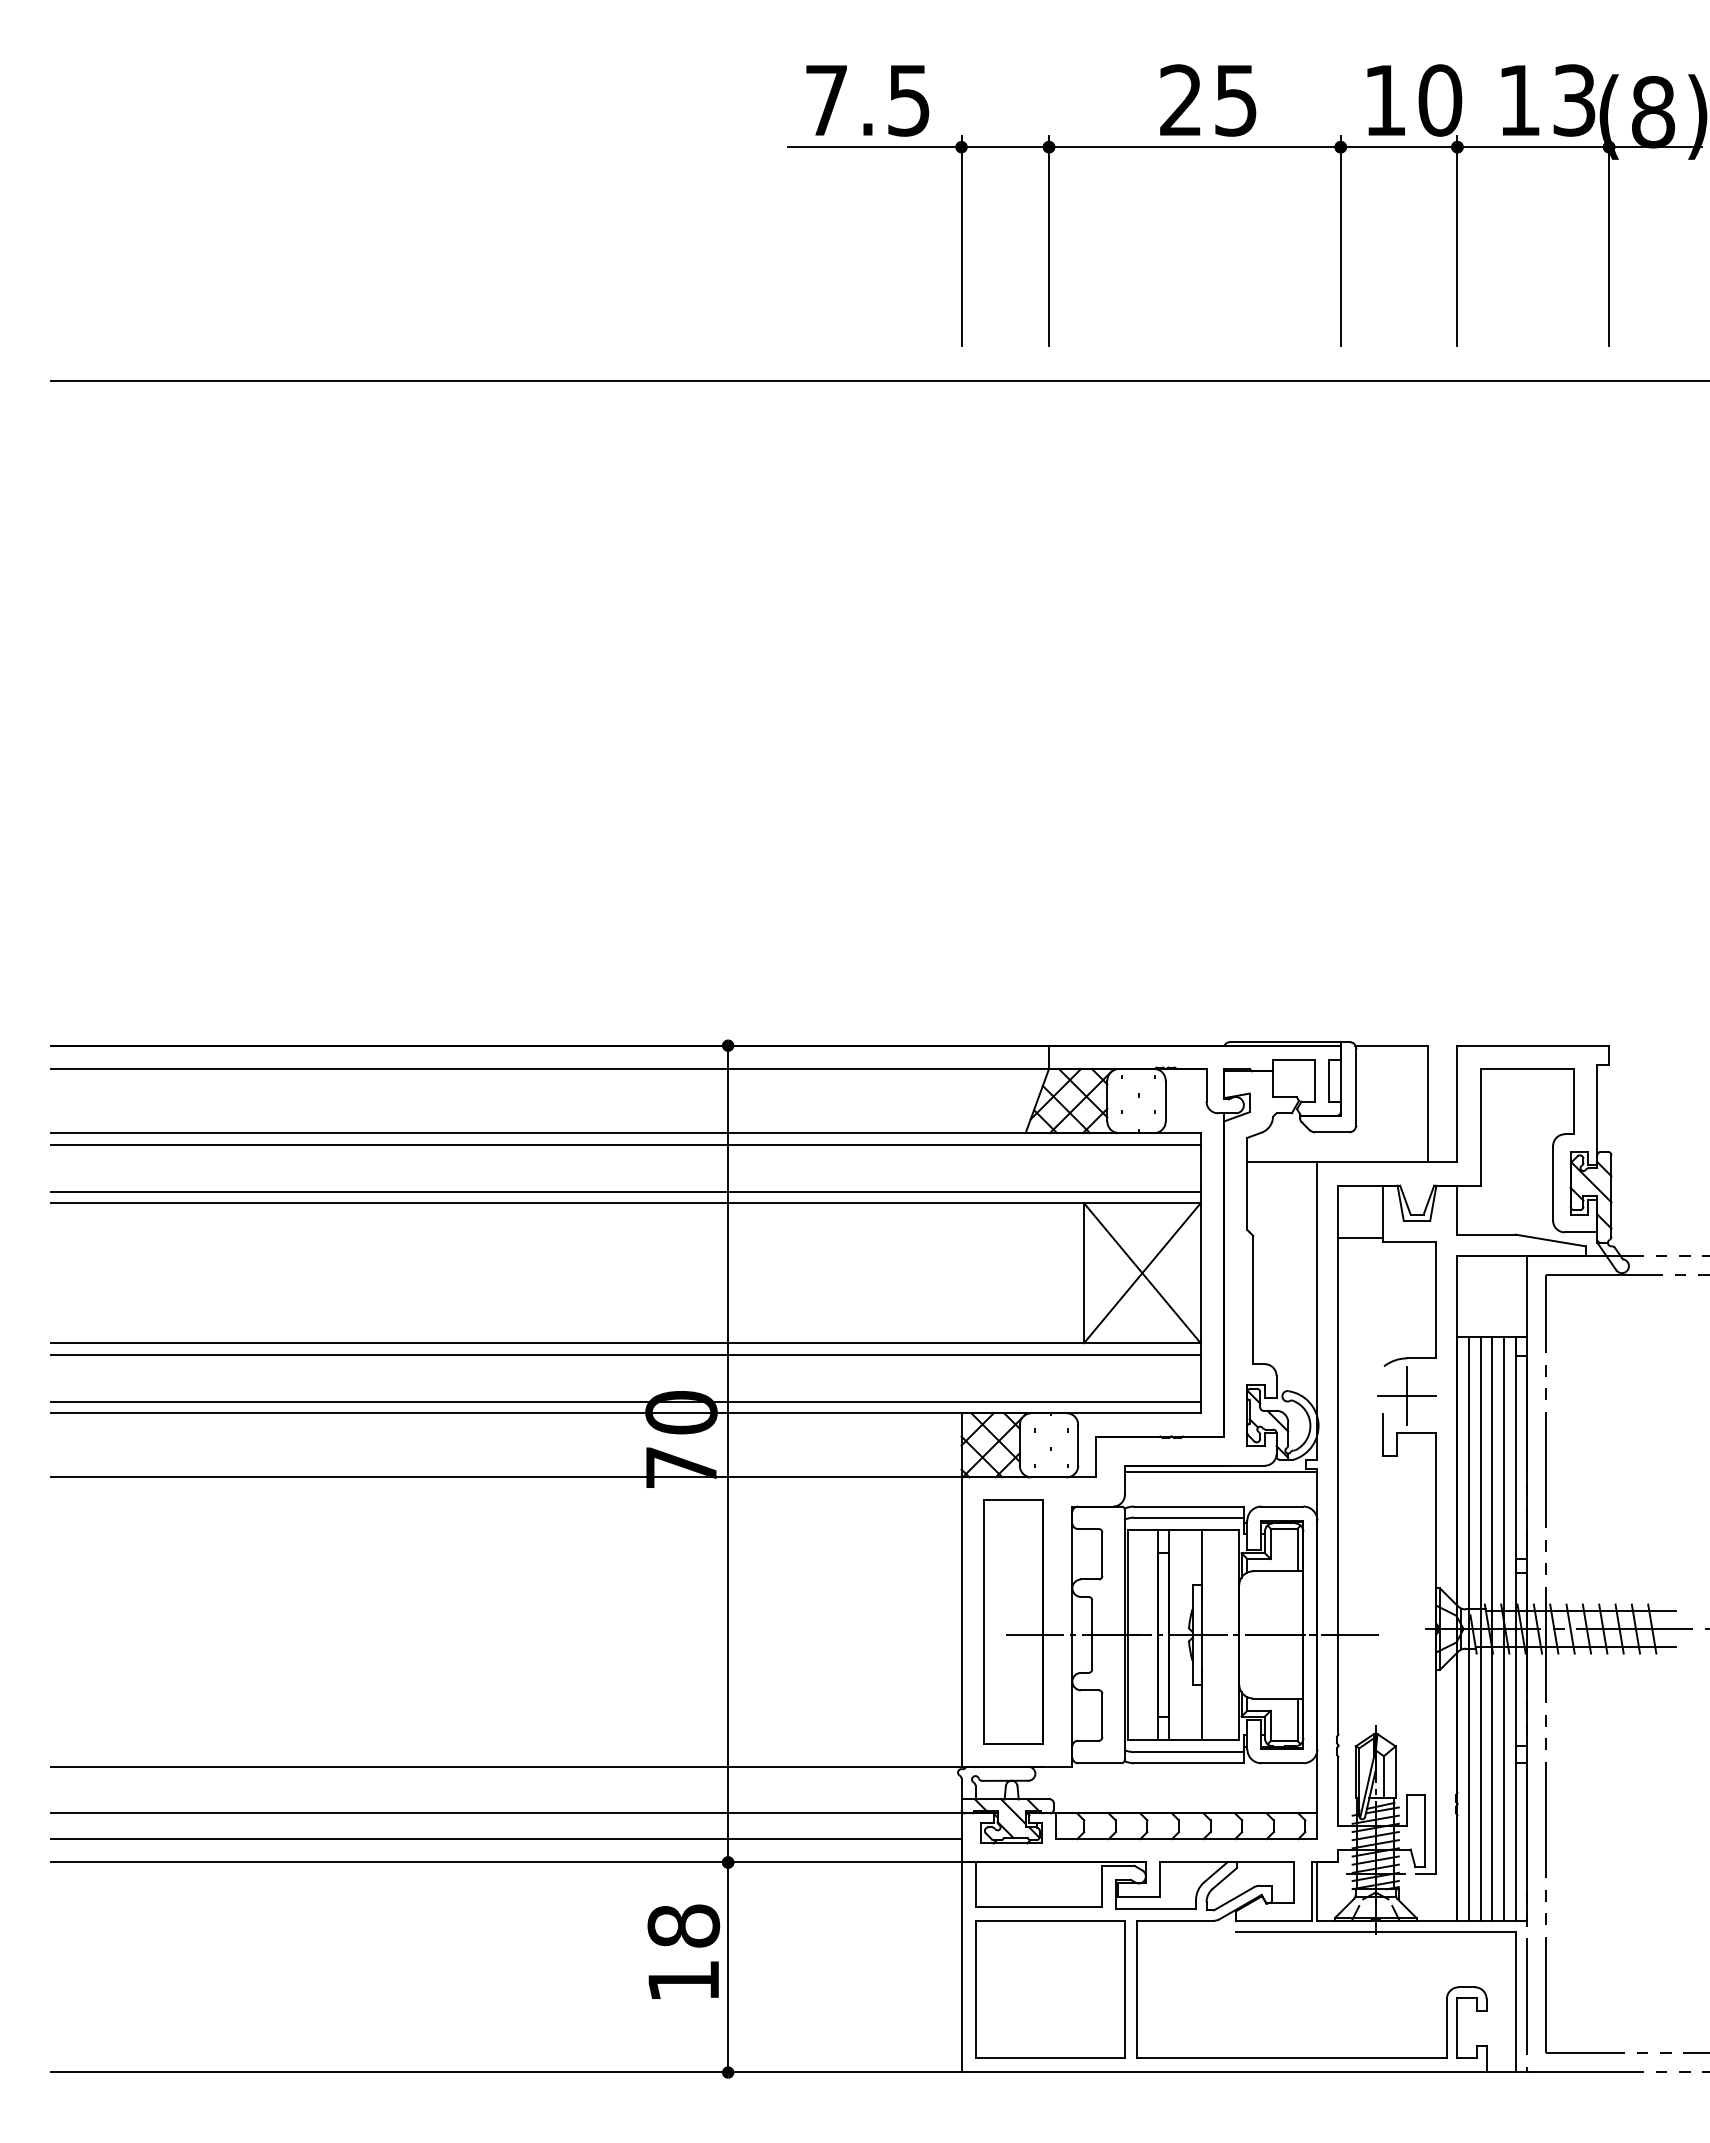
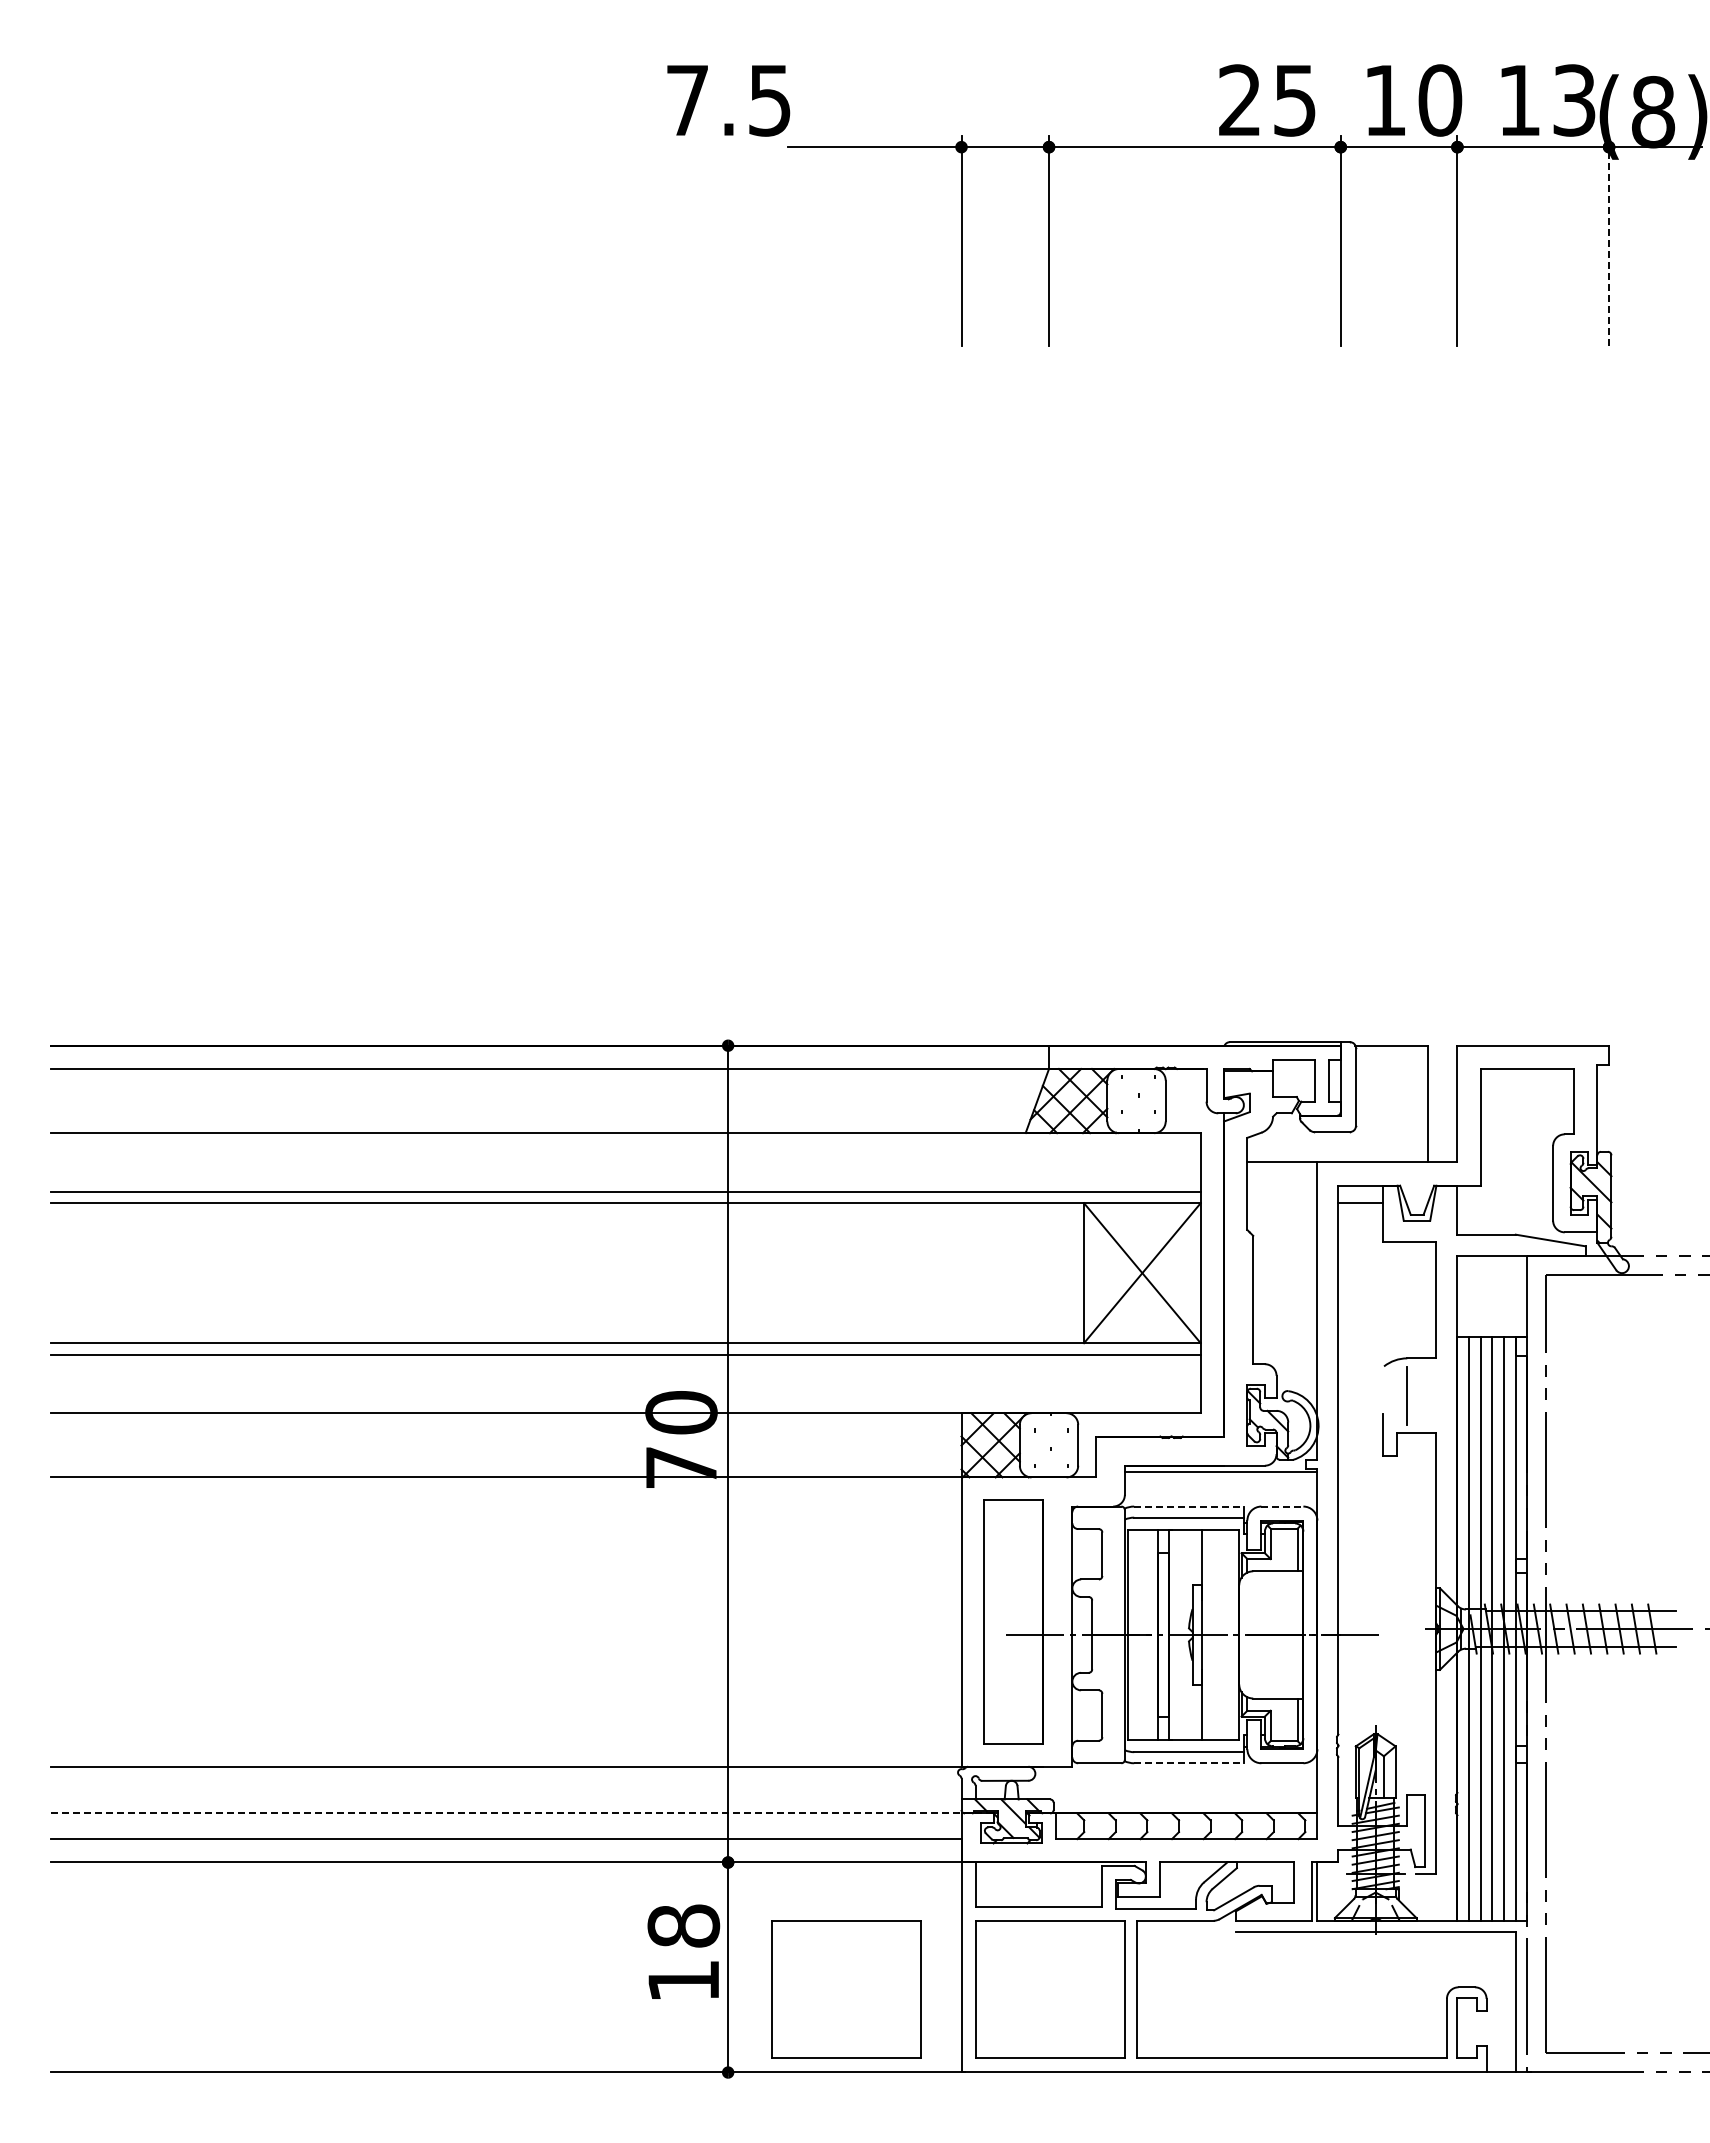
text position: (867, 100) -> (728, 100) (728, 100)
text position: (1208, 100) -> (1267, 100) (1267, 100)
line: solid -> dashed (1609, 240)
line: present -> none (878, 380)
line: present -> none (625, 1144)
line position: (1360, 1238) -> (1360, 1203) (1360, 1203)
line: present -> none (1407, 1395)
line: present -> none (625, 1401)
line: solid -> dashed (1189, 1506)
line: solid -> dashed (1282, 1506)
line: solid -> dashed (1189, 1763)
line: solid -> dashed (525, 1813)
part: none -> present (846, 1989)
